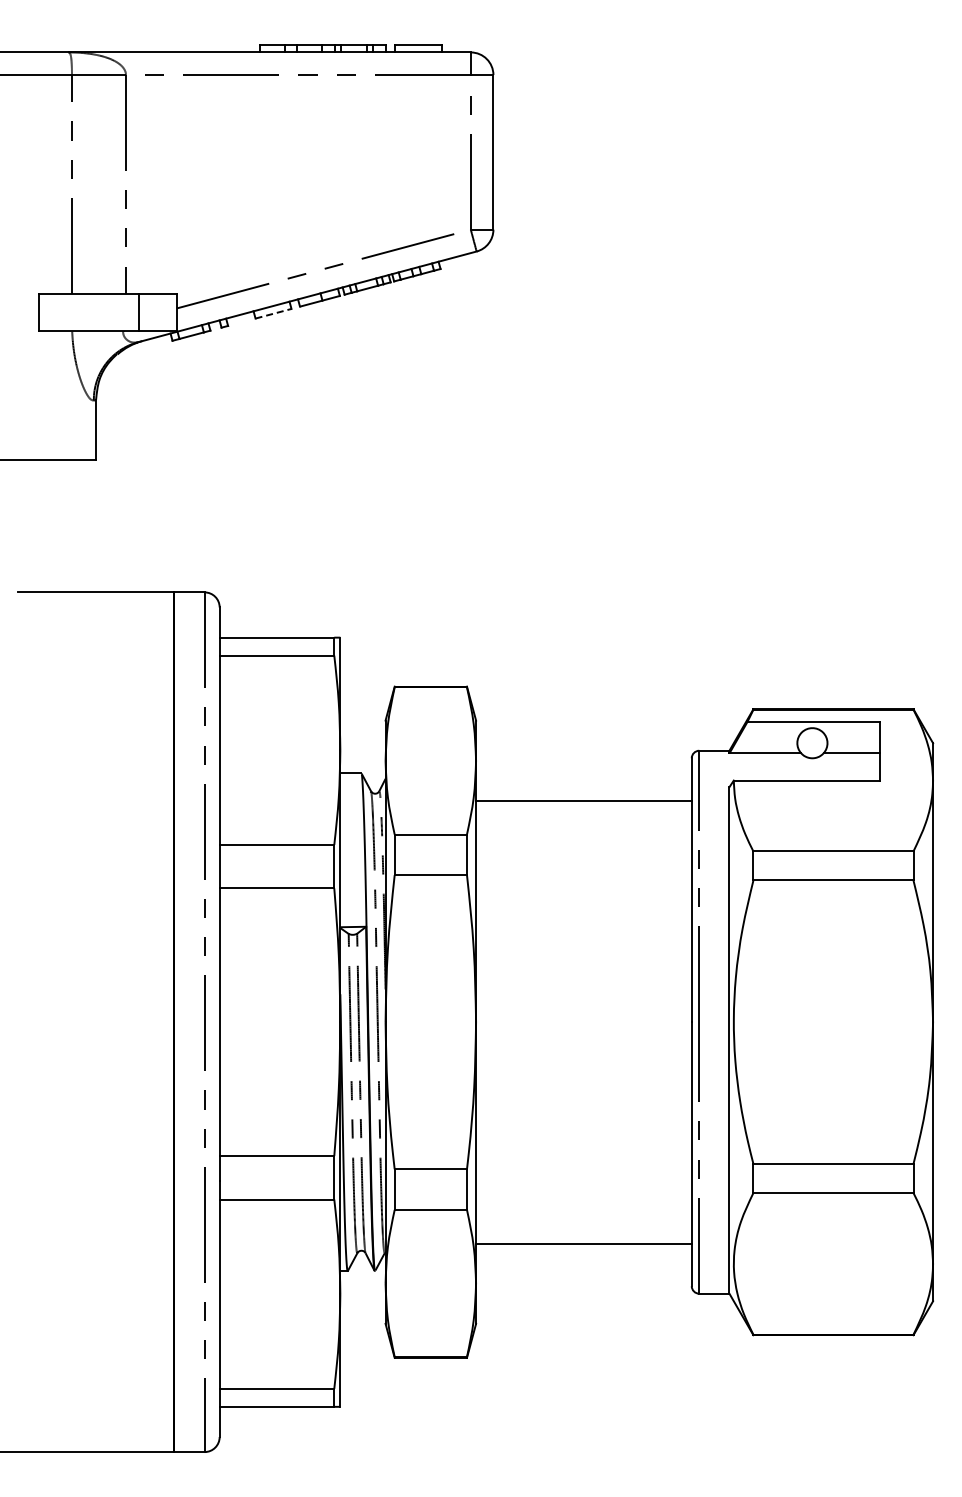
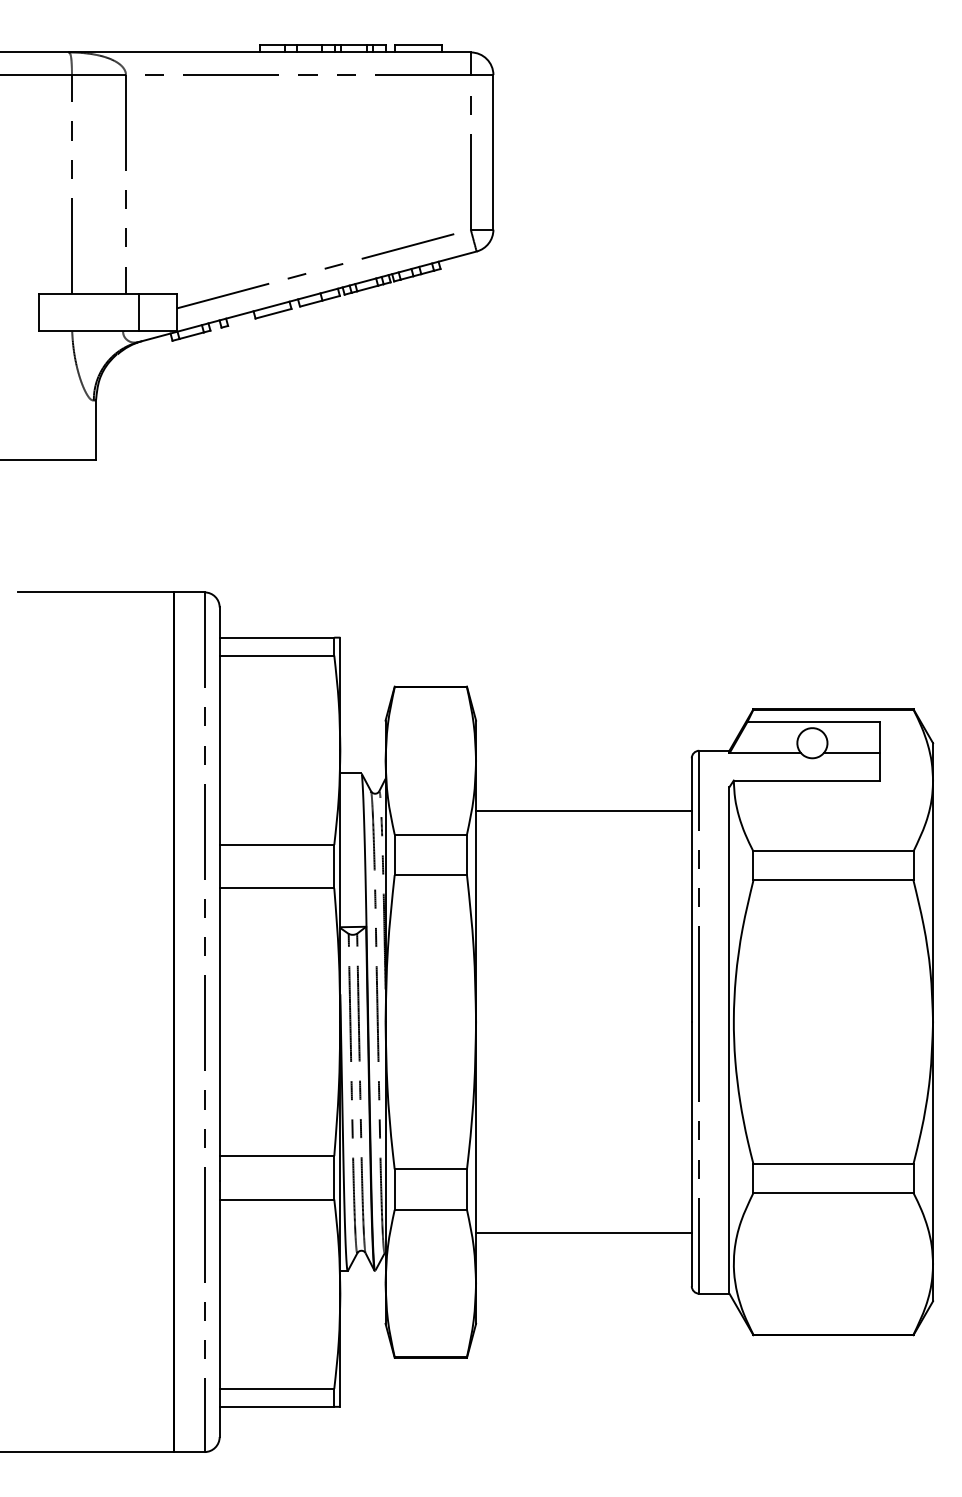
line: dashed -> solid (273, 313)
line position: (583, 801) -> (583, 811) (583, 811)
line position: (583, 1244) -> (583, 1233) (583, 1233)
